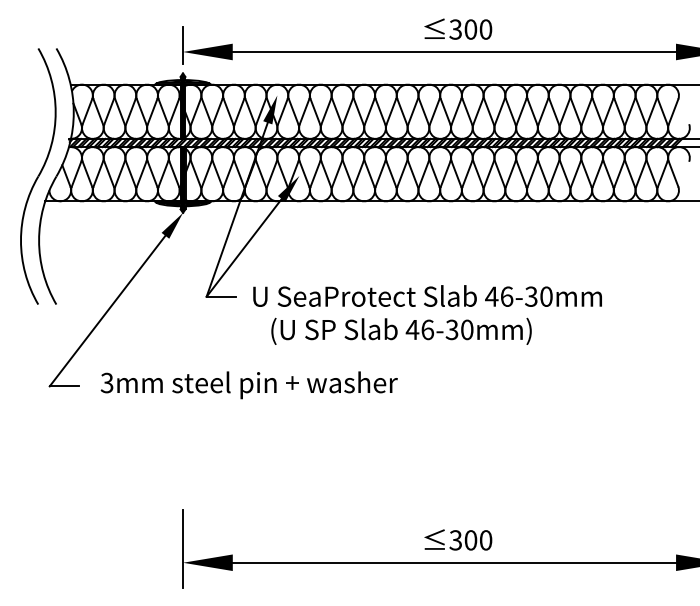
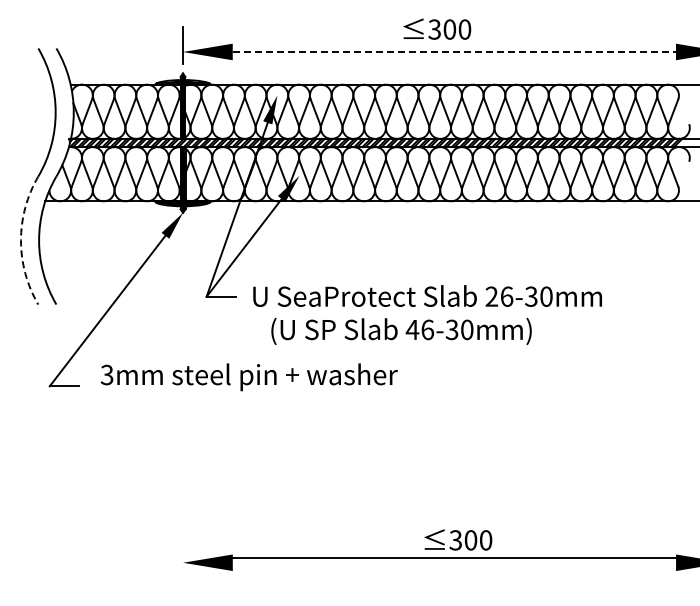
text position: (458, 28) -> (437, 28) (437, 28)
line: solid -> dashed (454, 52)
arc: solid -> dashed (20, 240)
text: 46-30mm -> 26-30mm (491, 296)
text position: (248, 385) -> (248, 377) (248, 377)
line: present -> none (183, 548)
line position: (454, 562) -> (454, 557) (454, 557)
